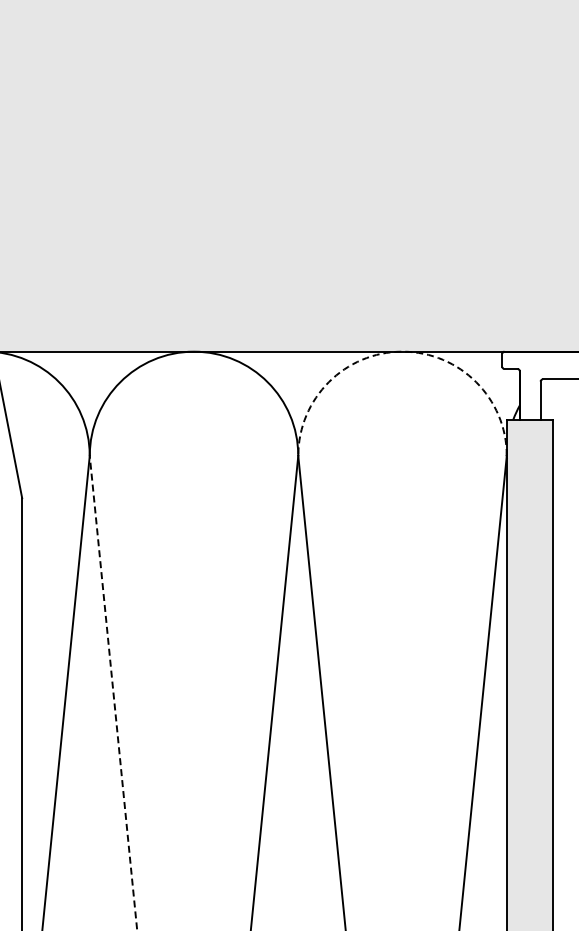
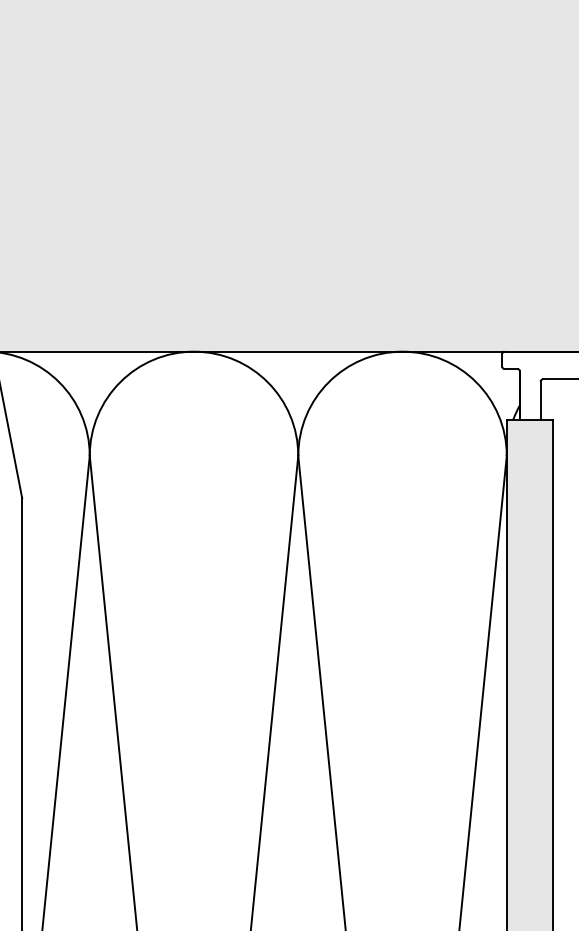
arc: dashed -> solid (402, 351)
line: dashed -> solid (113, 692)
